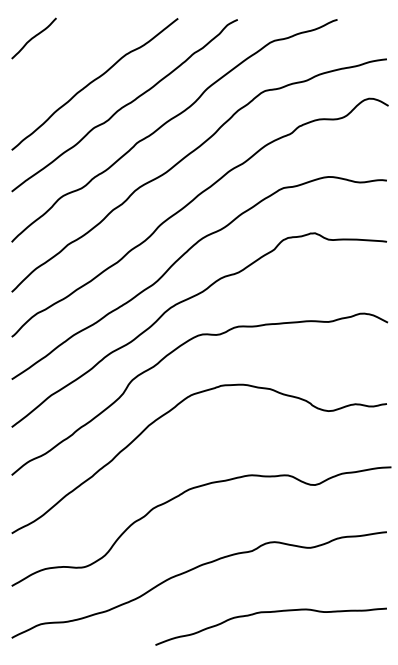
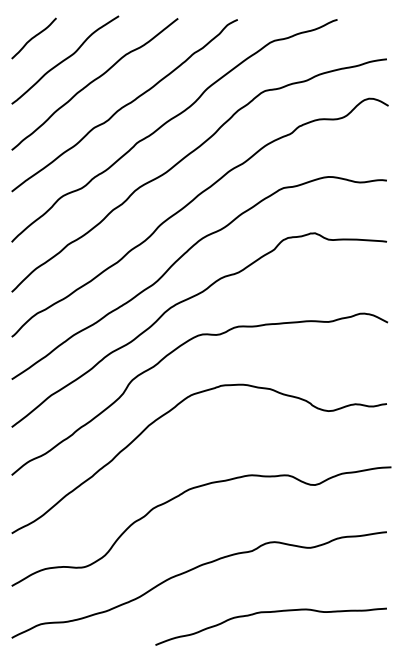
curve: none -> present (65, 59)
